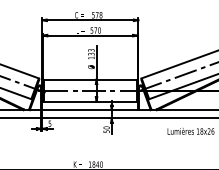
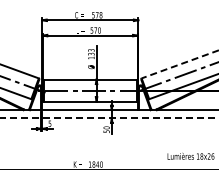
line: solid -> dashed (179, 64)
line: solid -> dashed (108, 118)
text position: (190, 130) -> (190, 155) (190, 155)
